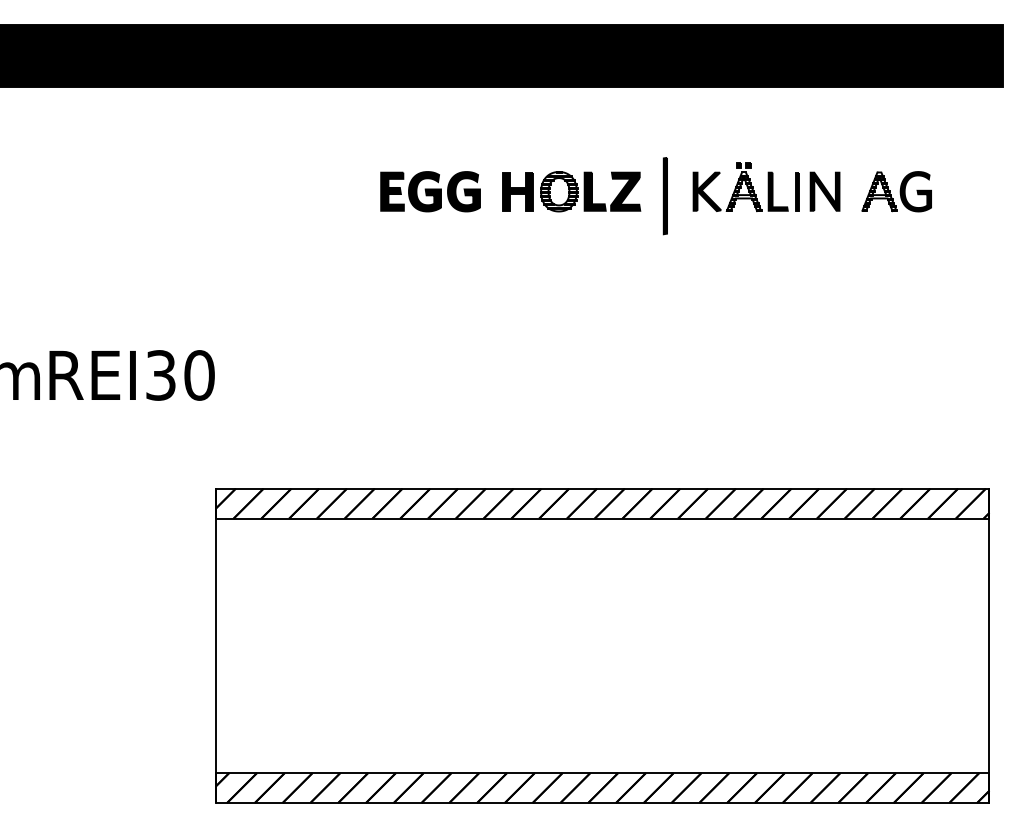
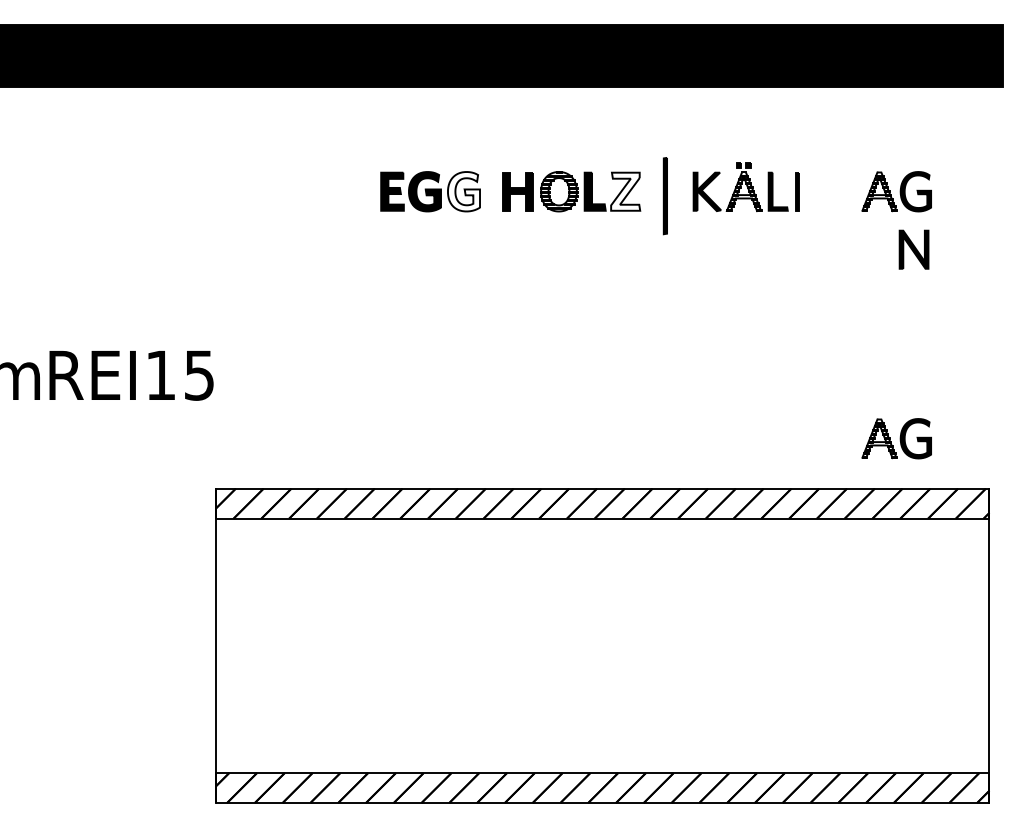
fill: present -> none (463, 191)
fill: present -> none (625, 191)
part position: (824, 191) -> (913, 249) (913, 249)
text: REI30 -> REI15 (180, 375)
part: none -> present (896, 438)
